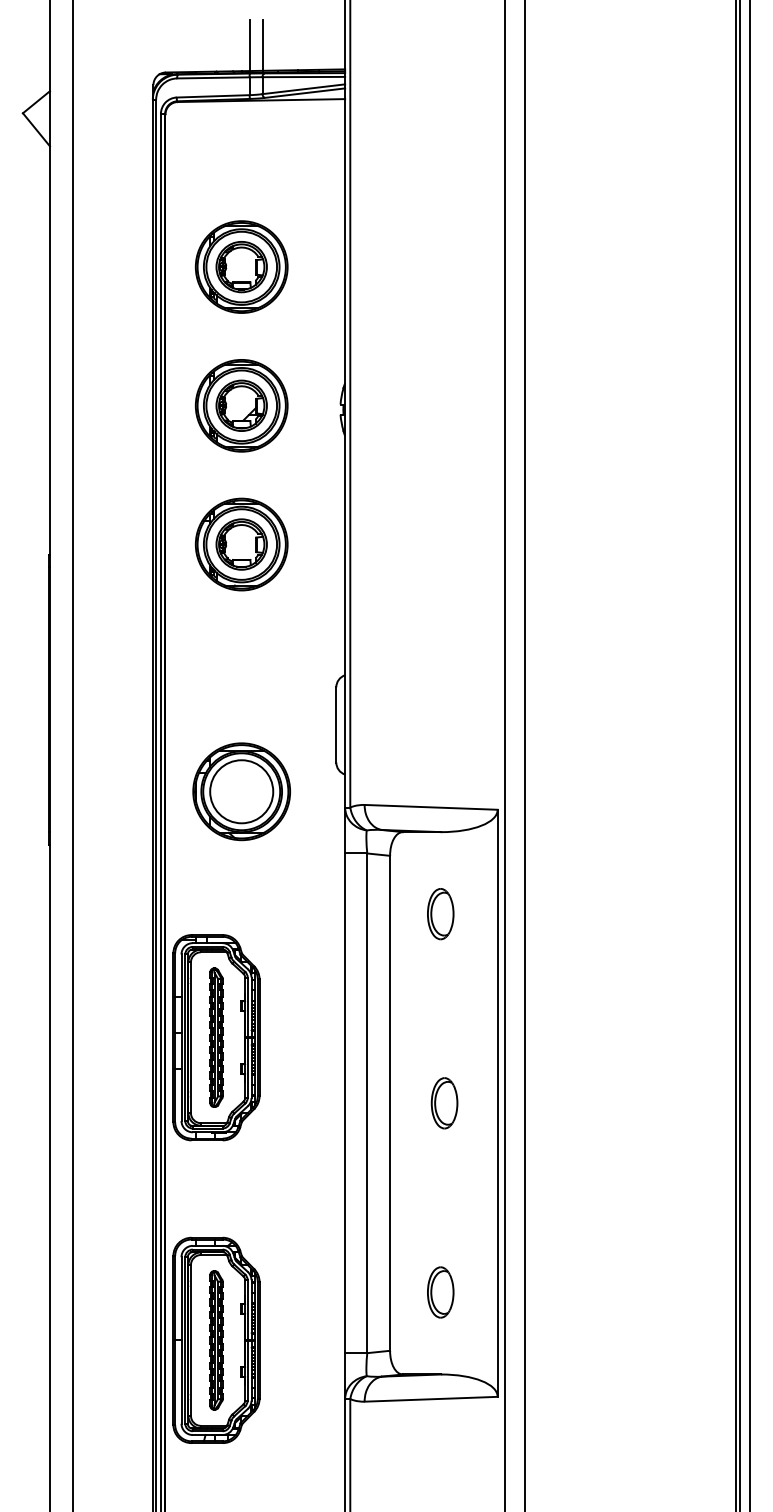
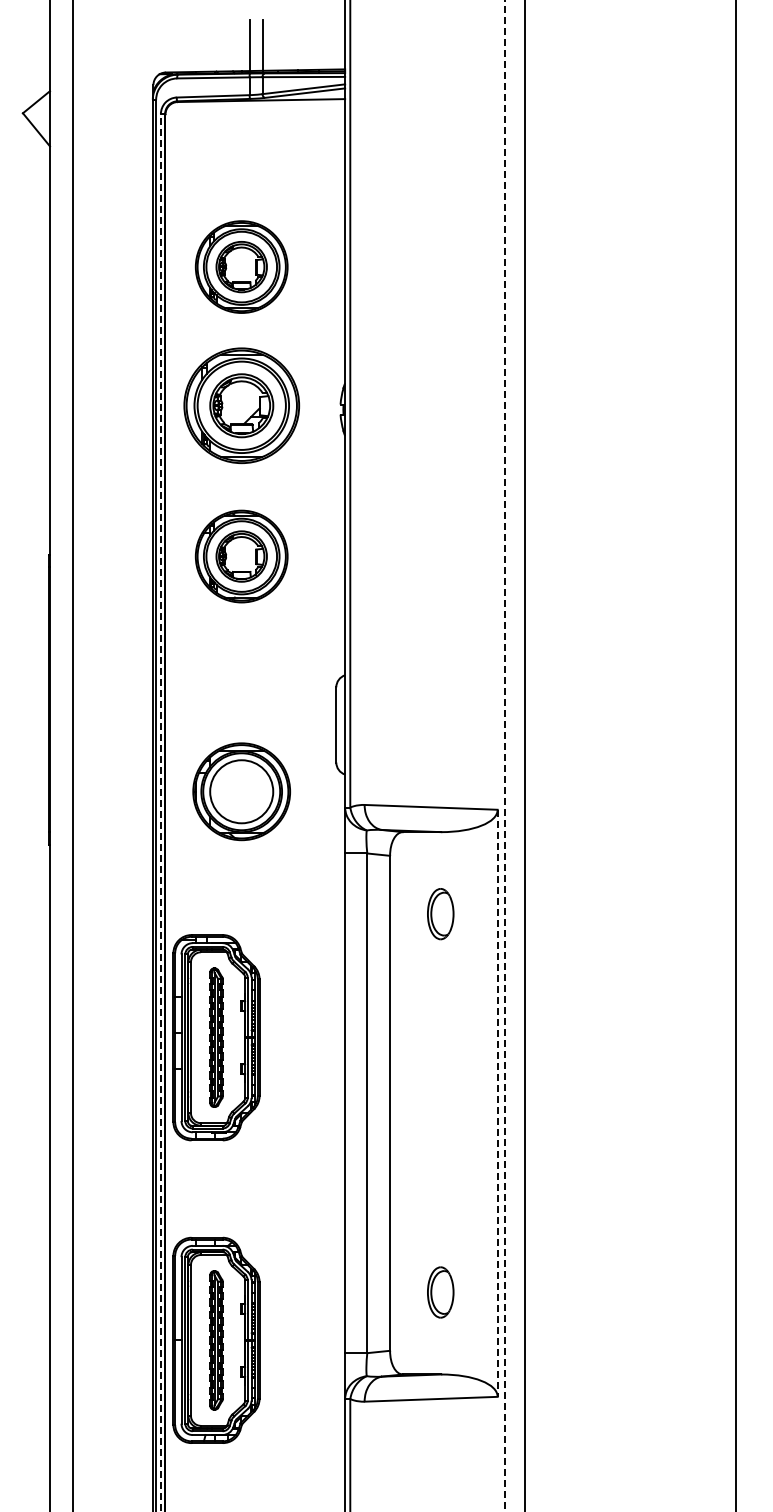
part size: 95x94 px -> 118x118 px (241, 405)
part position: (241, 544) -> (241, 556) (241, 556)
line: present -> none (739, 755)
line: present -> none (750, 755)
line: solid -> dashed (505, 756)
line: solid -> dashed (160, 812)
part: present -> none (444, 1103)
line: solid -> dashed (497, 1103)
